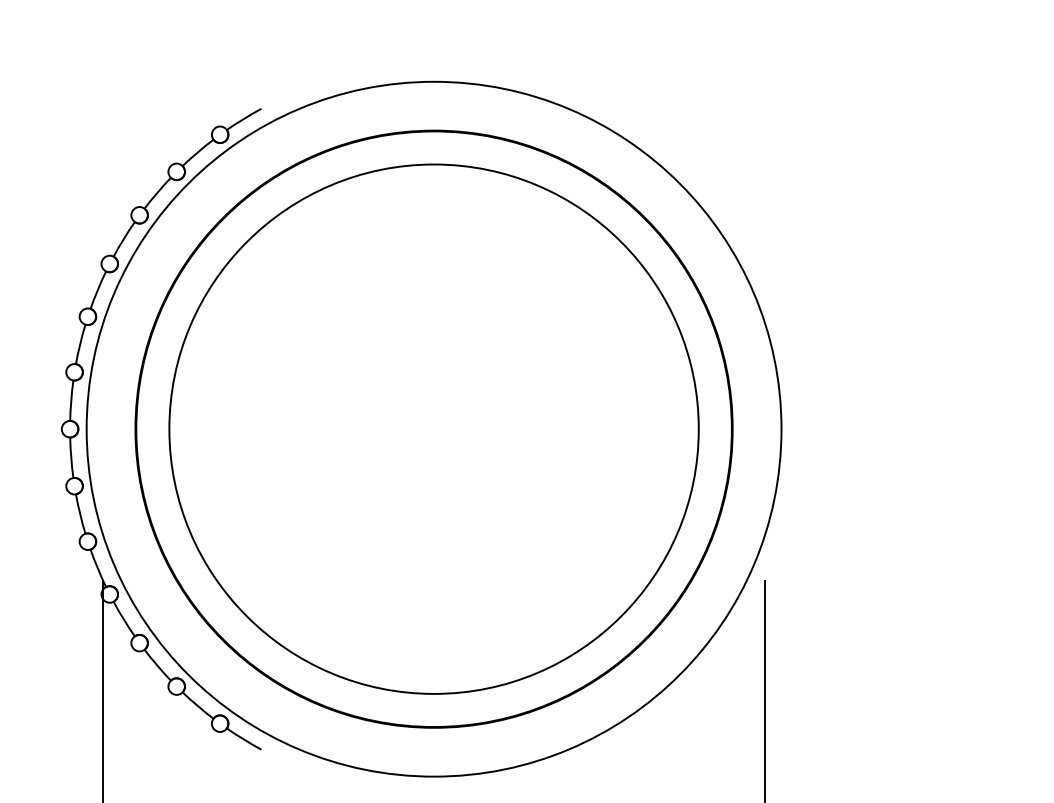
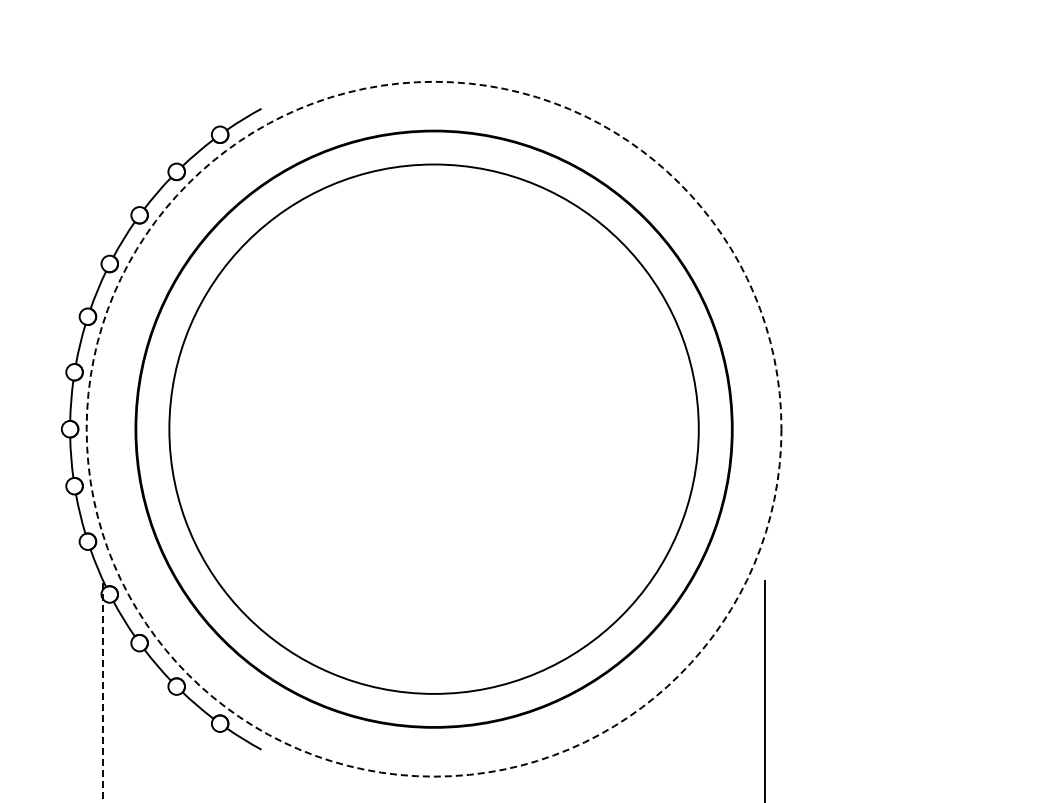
circle: solid -> dashed (433, 428)
line: solid -> dashed (103, 691)
